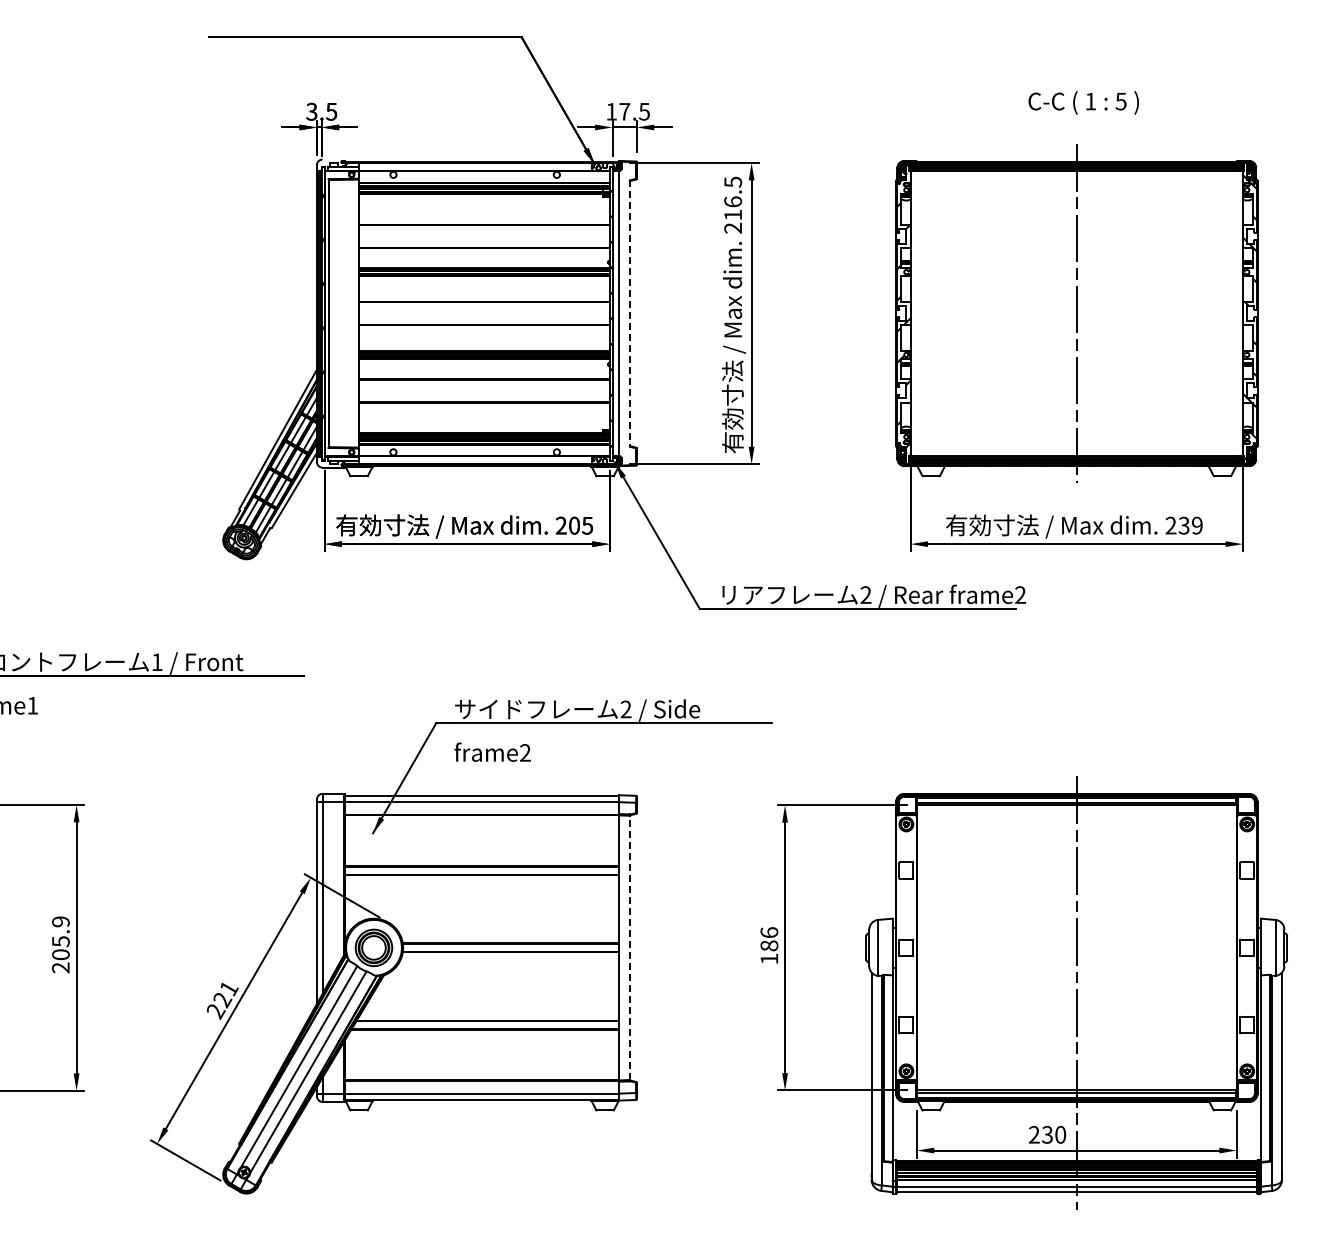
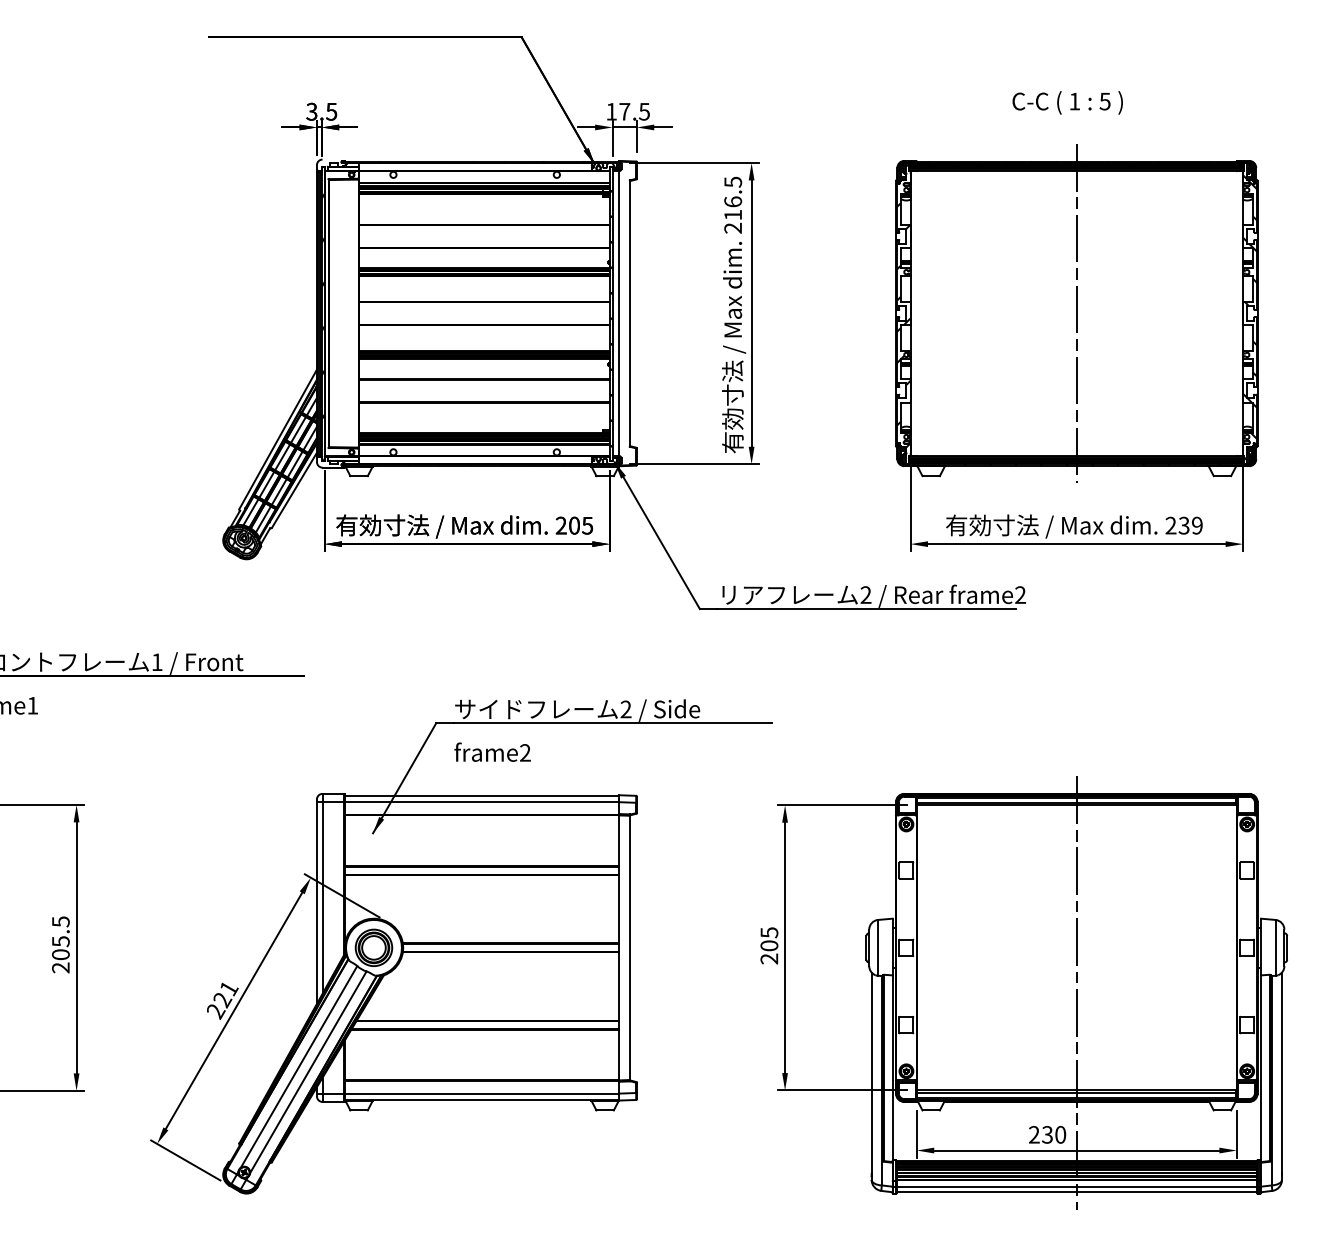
text position: (1083, 102) -> (1067, 102) (1067, 102)
line: dashed -> solid (629, 314)
text: 205.9 -> 205.5 (60, 921)
text: 186 -> 205 (769, 945)
line: dashed -> solid (629, 947)
